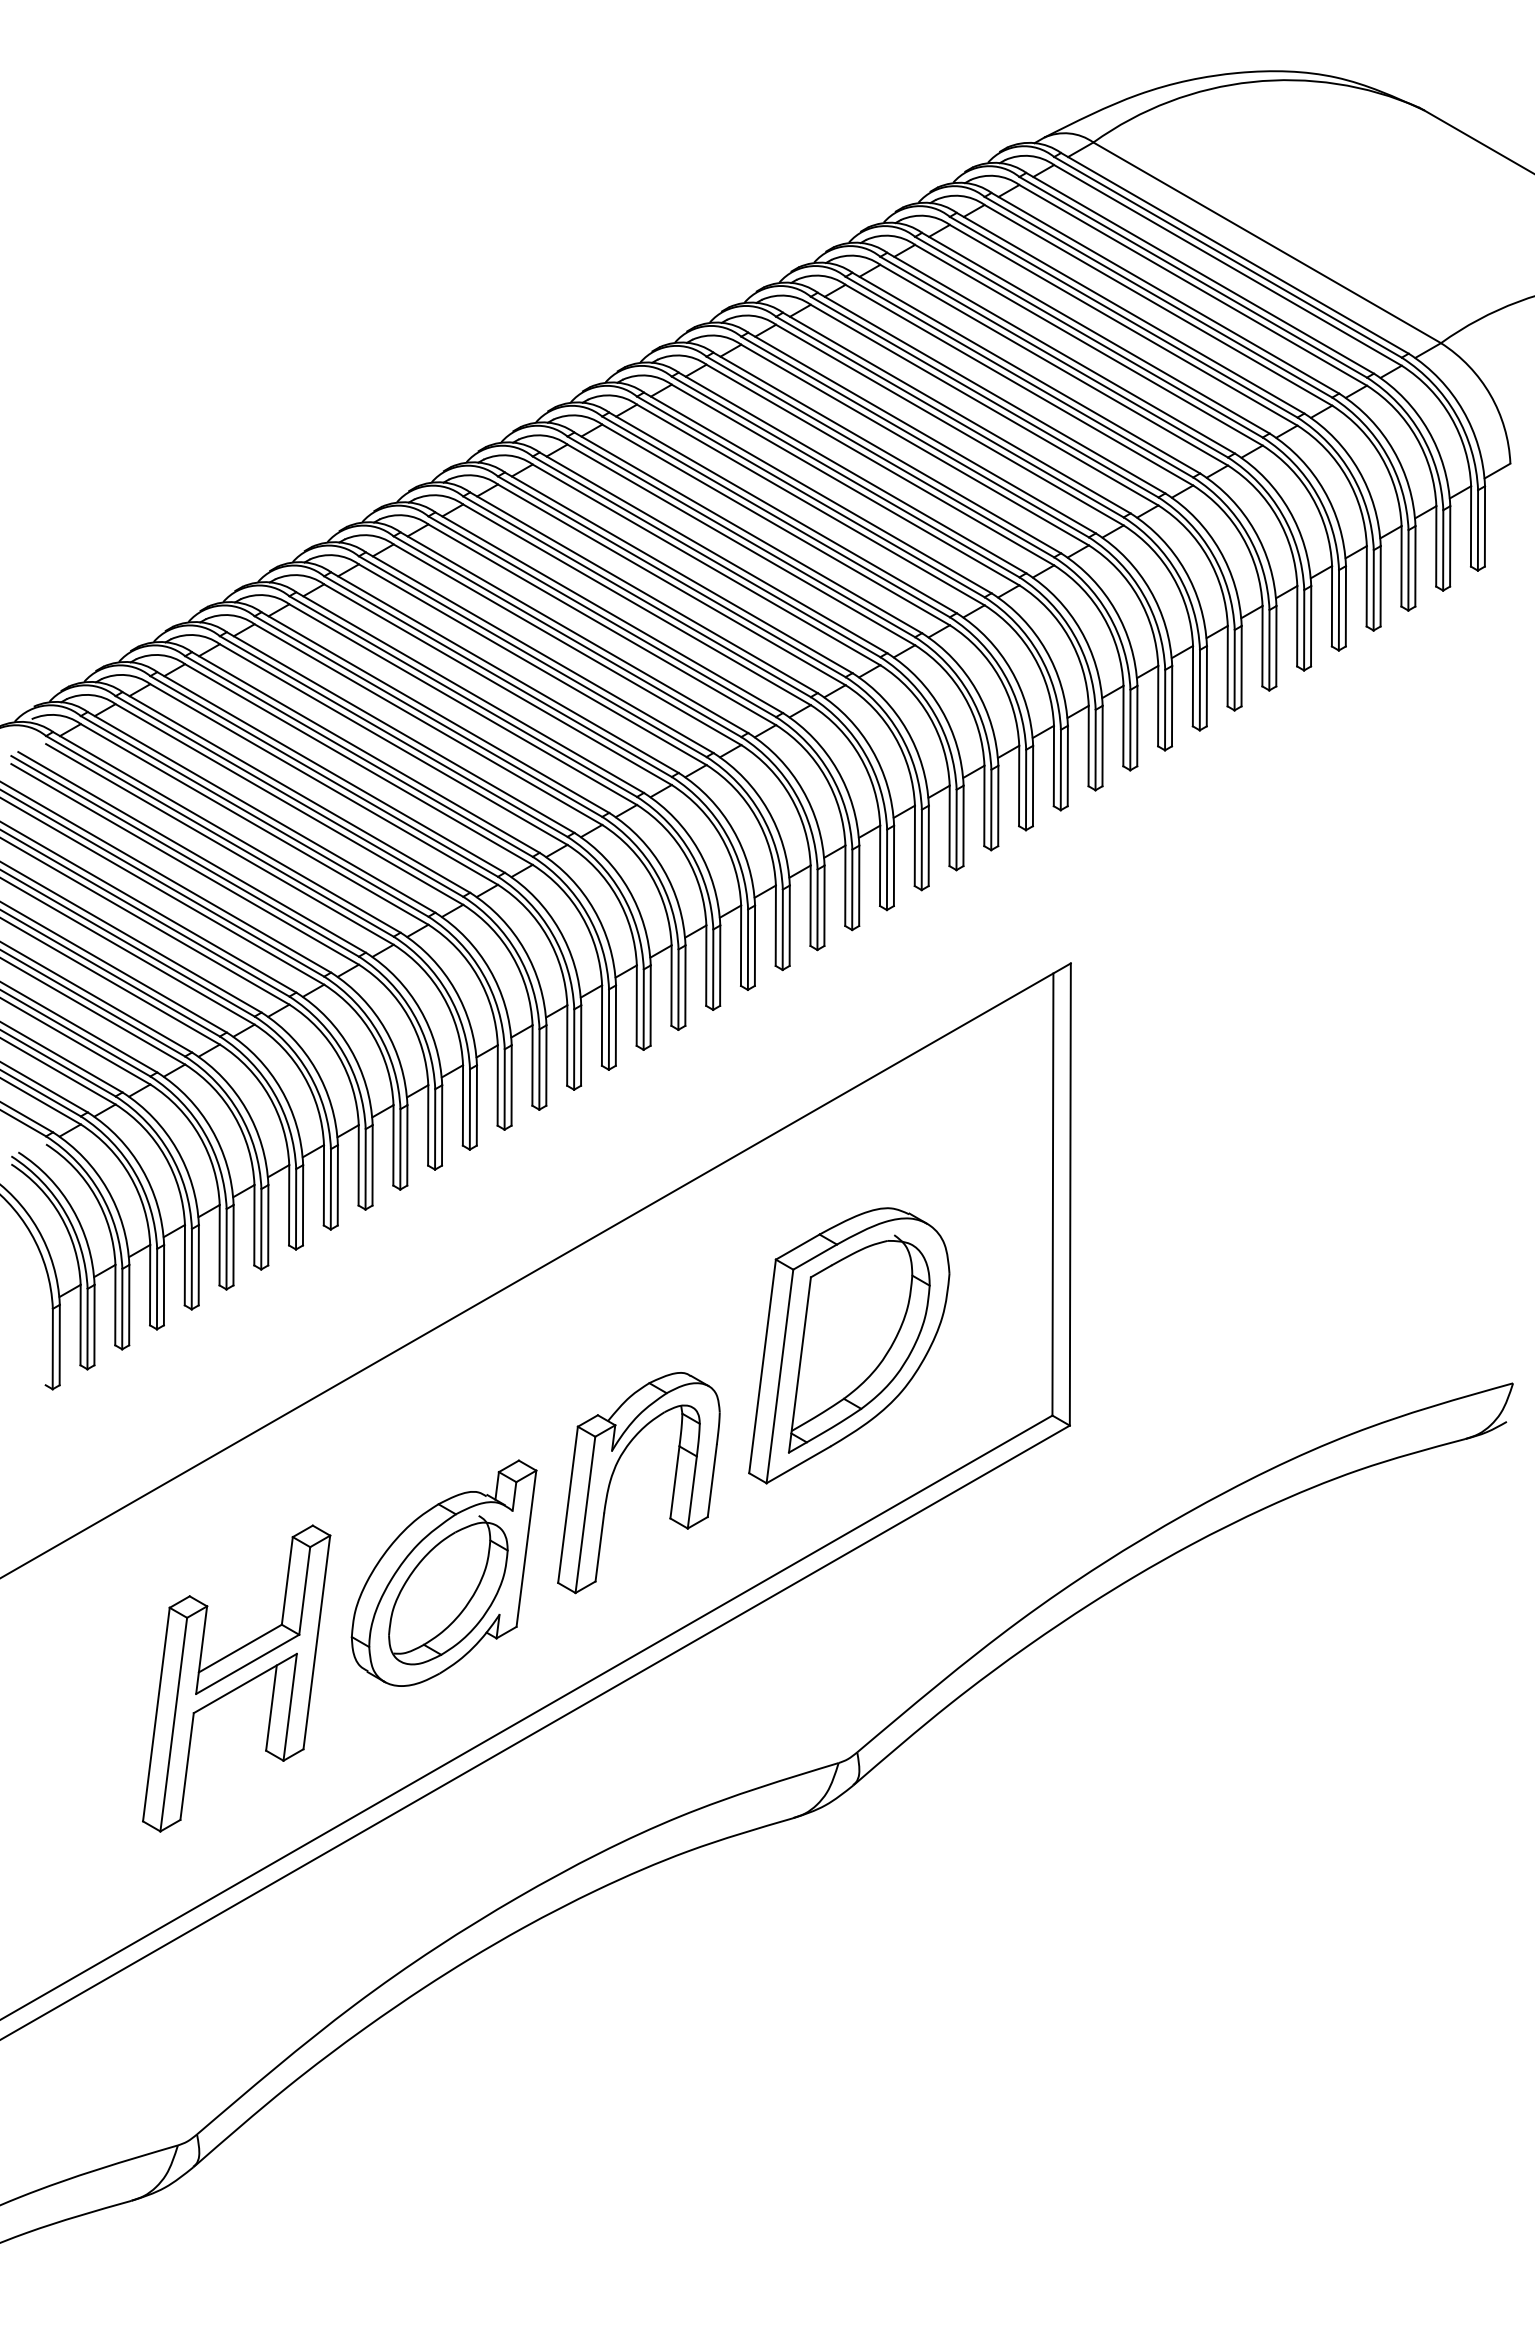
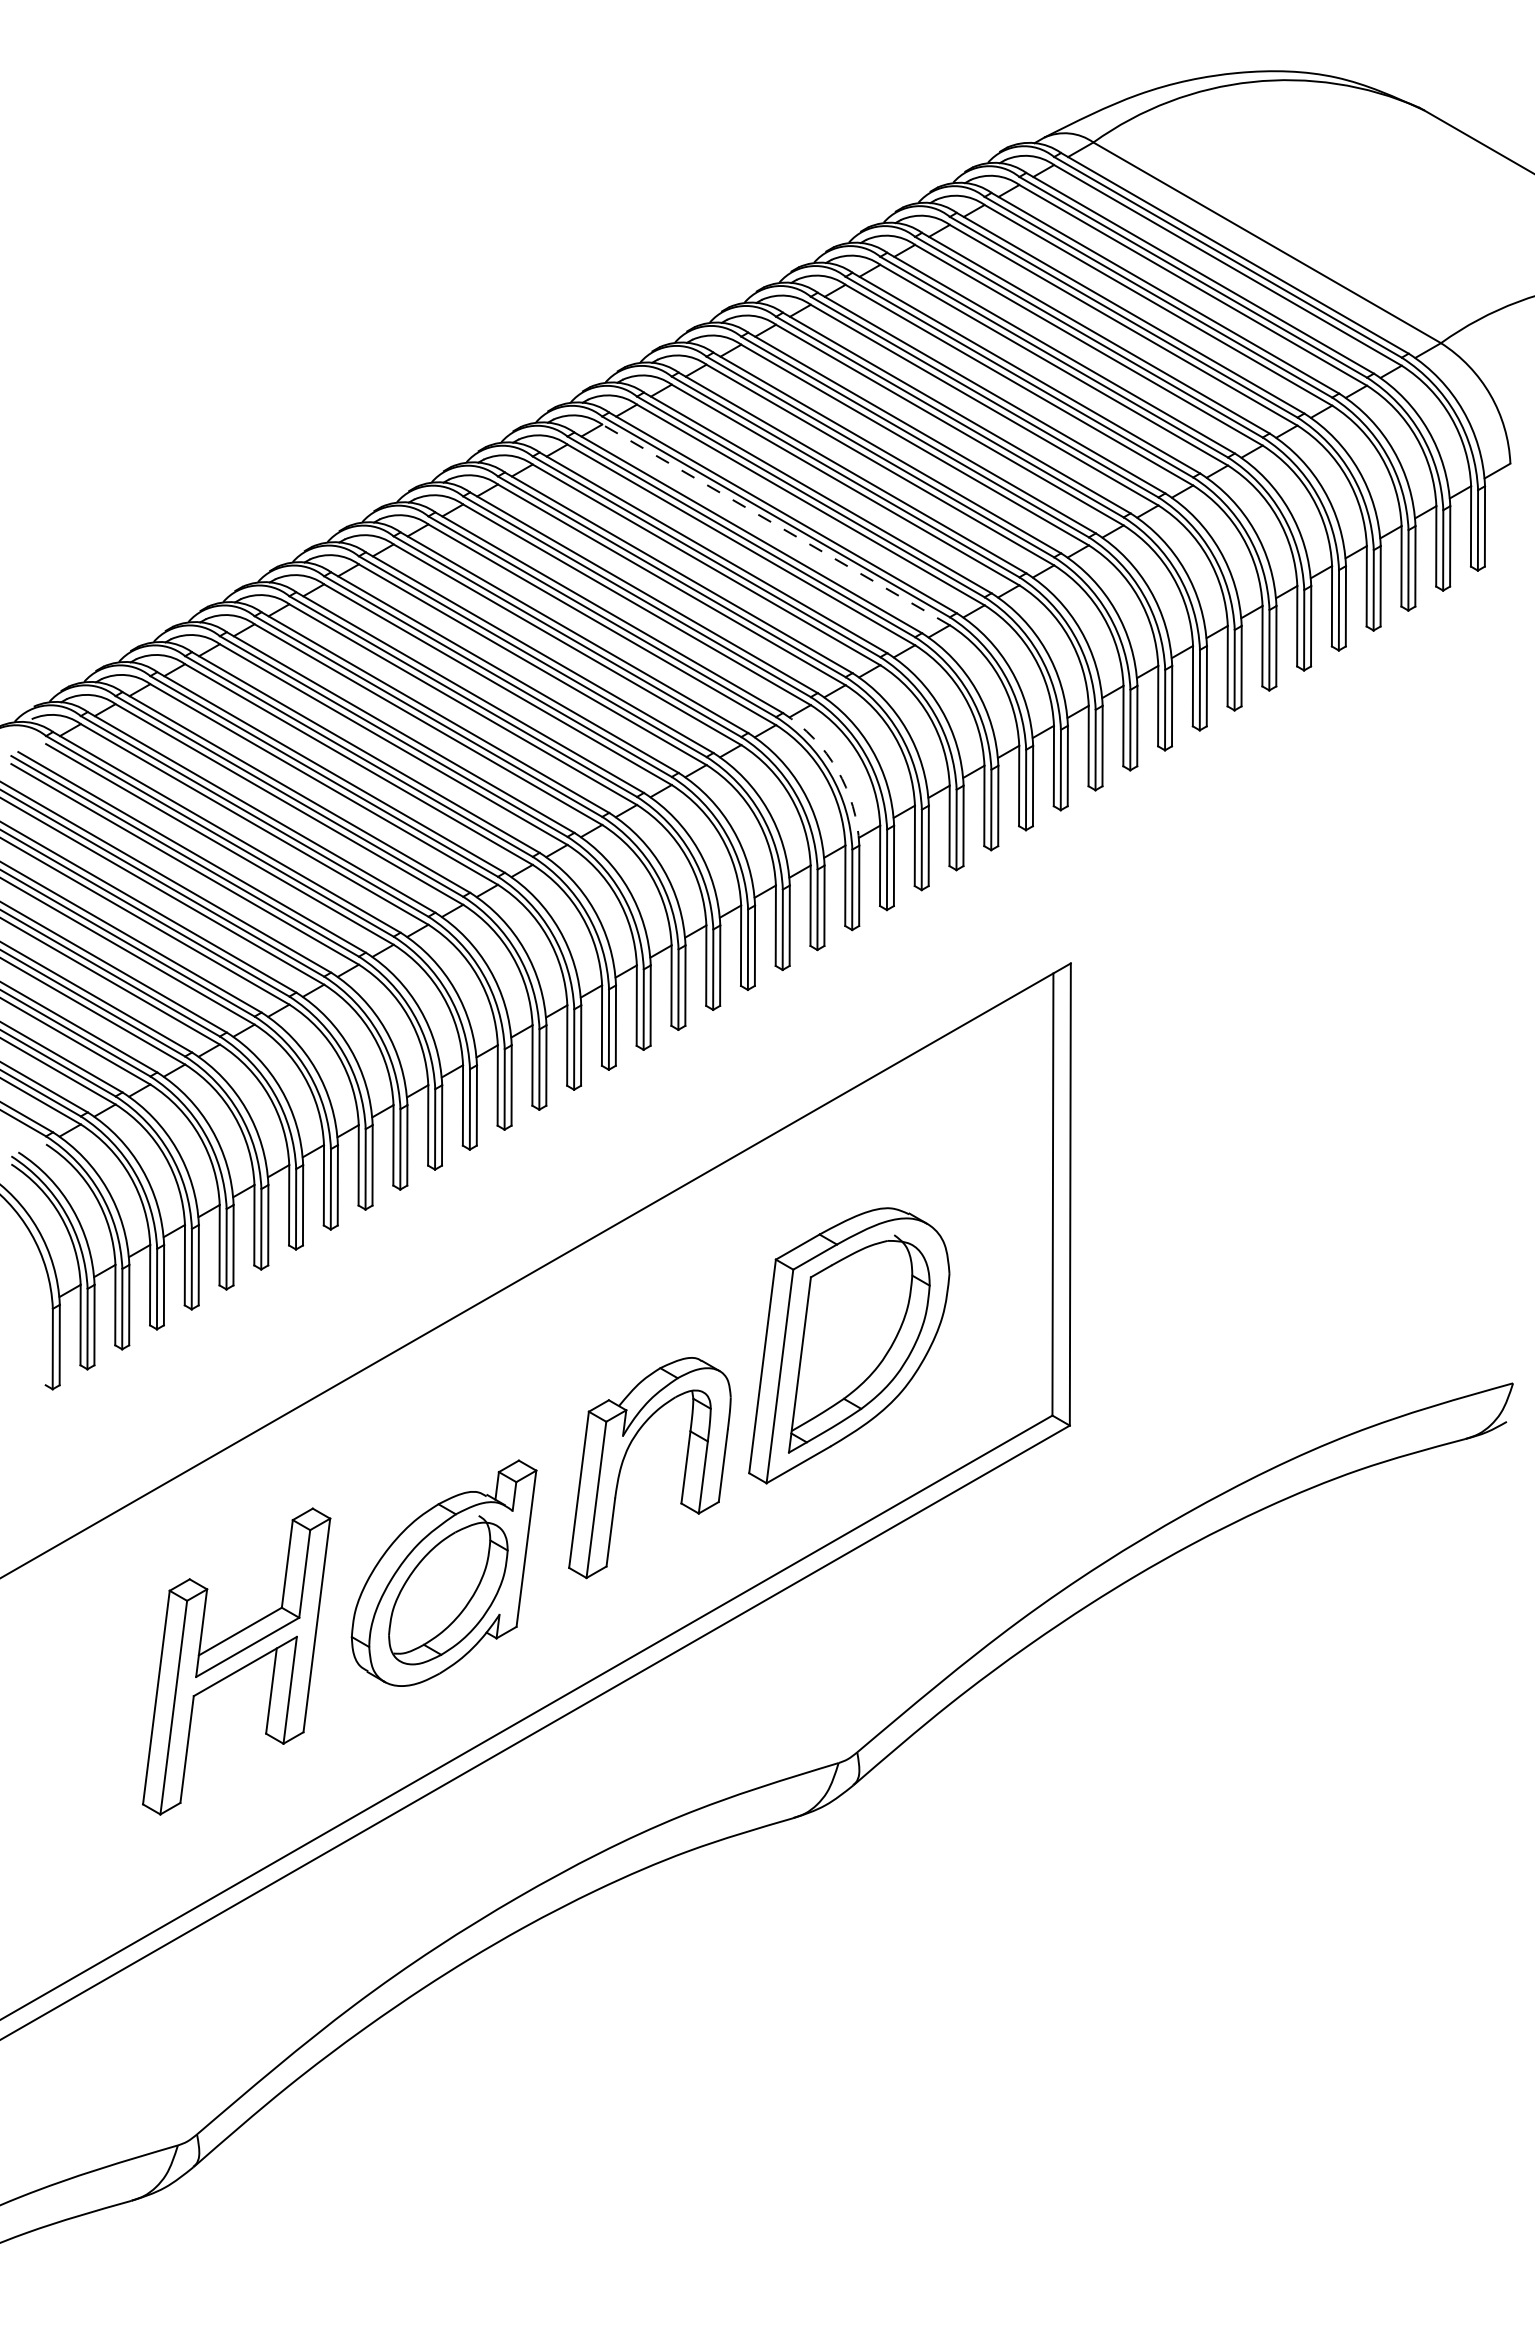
line: solid -> dashed (776, 524)
arc: solid -> dashed (837, 770)
part position: (613, 1475) -> (624, 1460) (624, 1460)
part position: (236, 1678) -> (236, 1661) (236, 1661)
